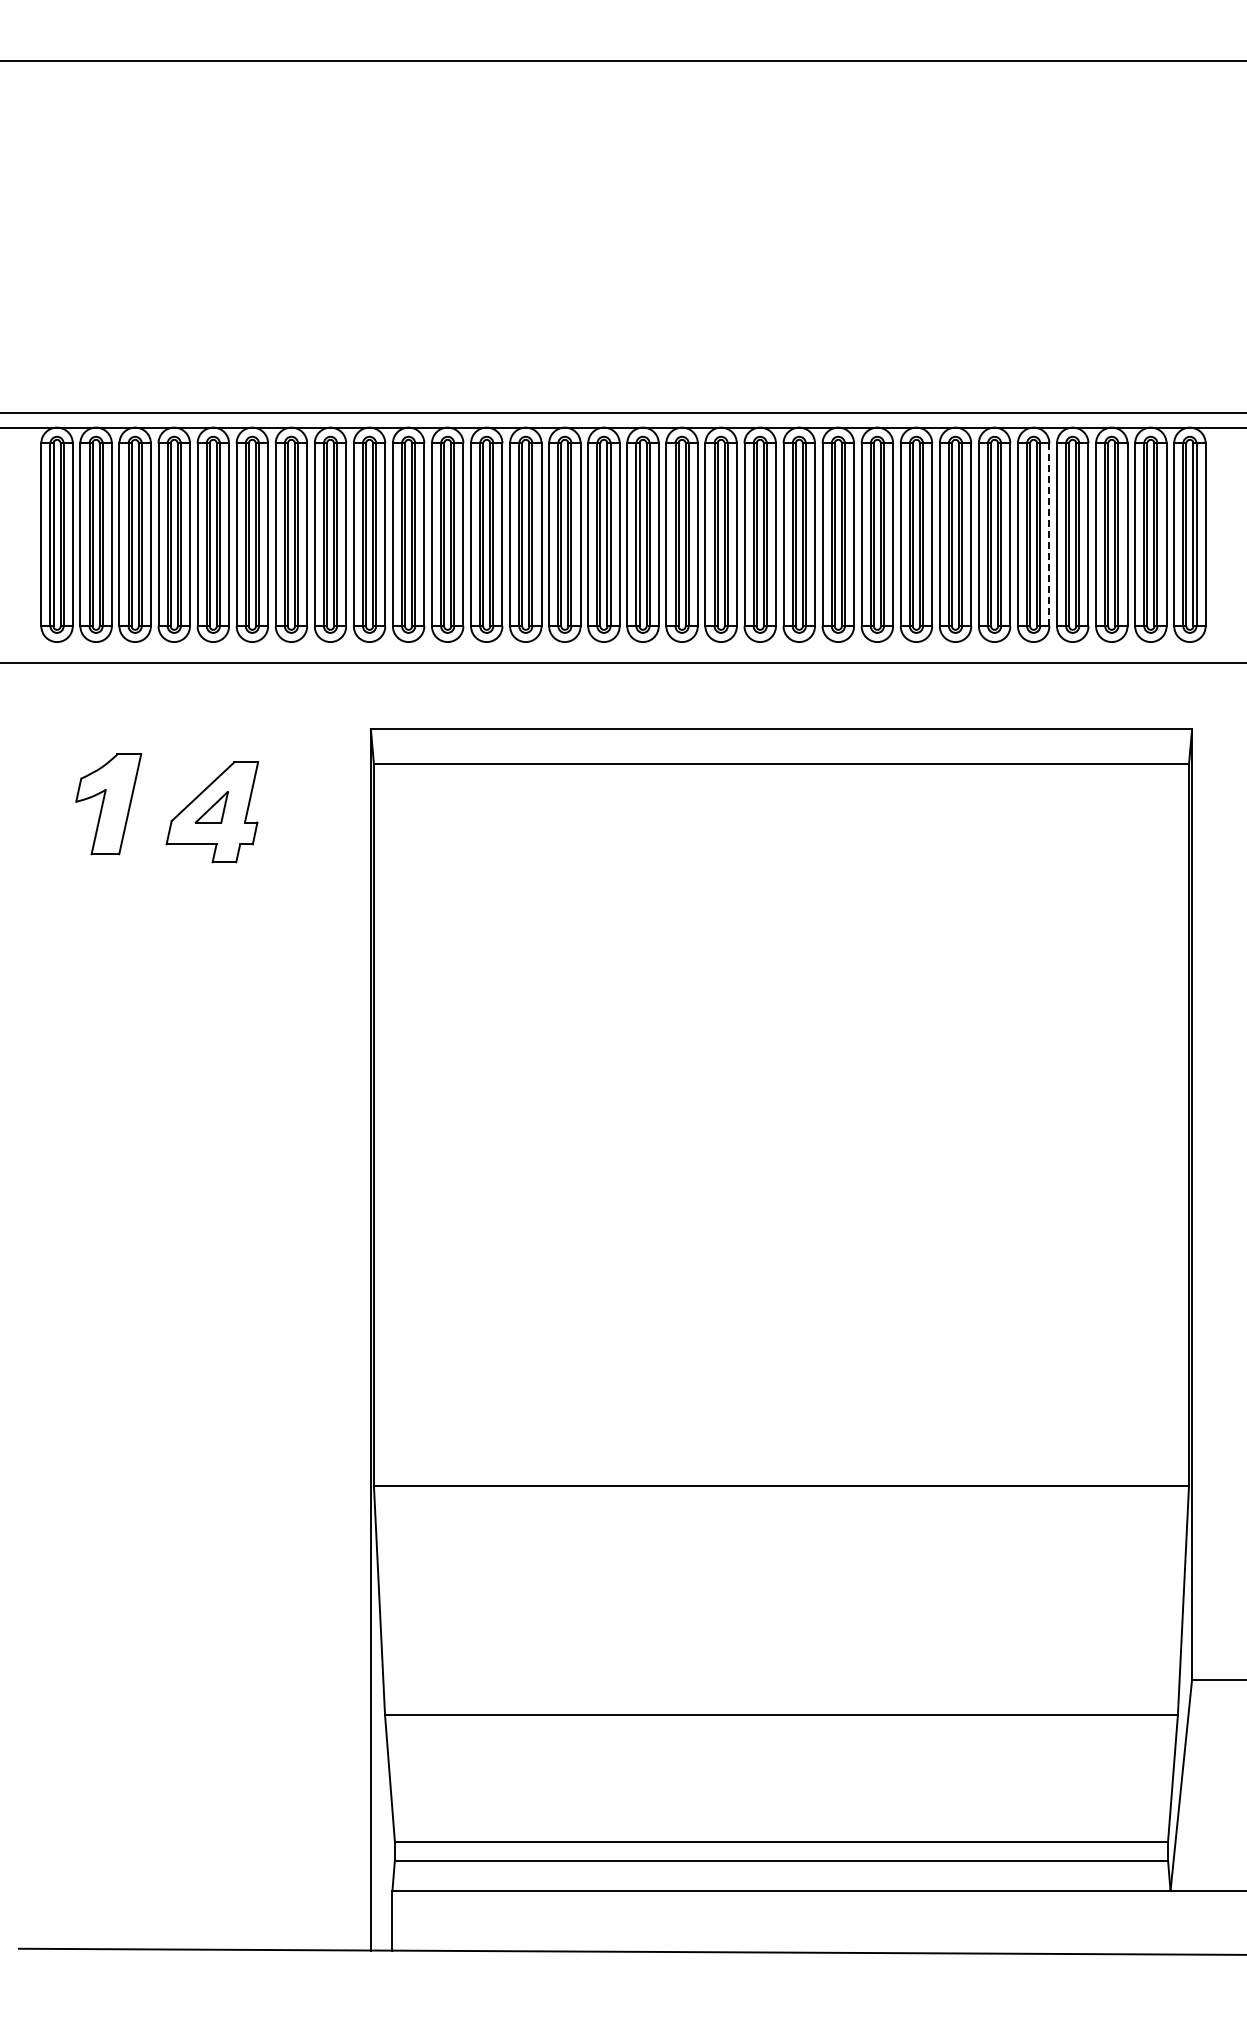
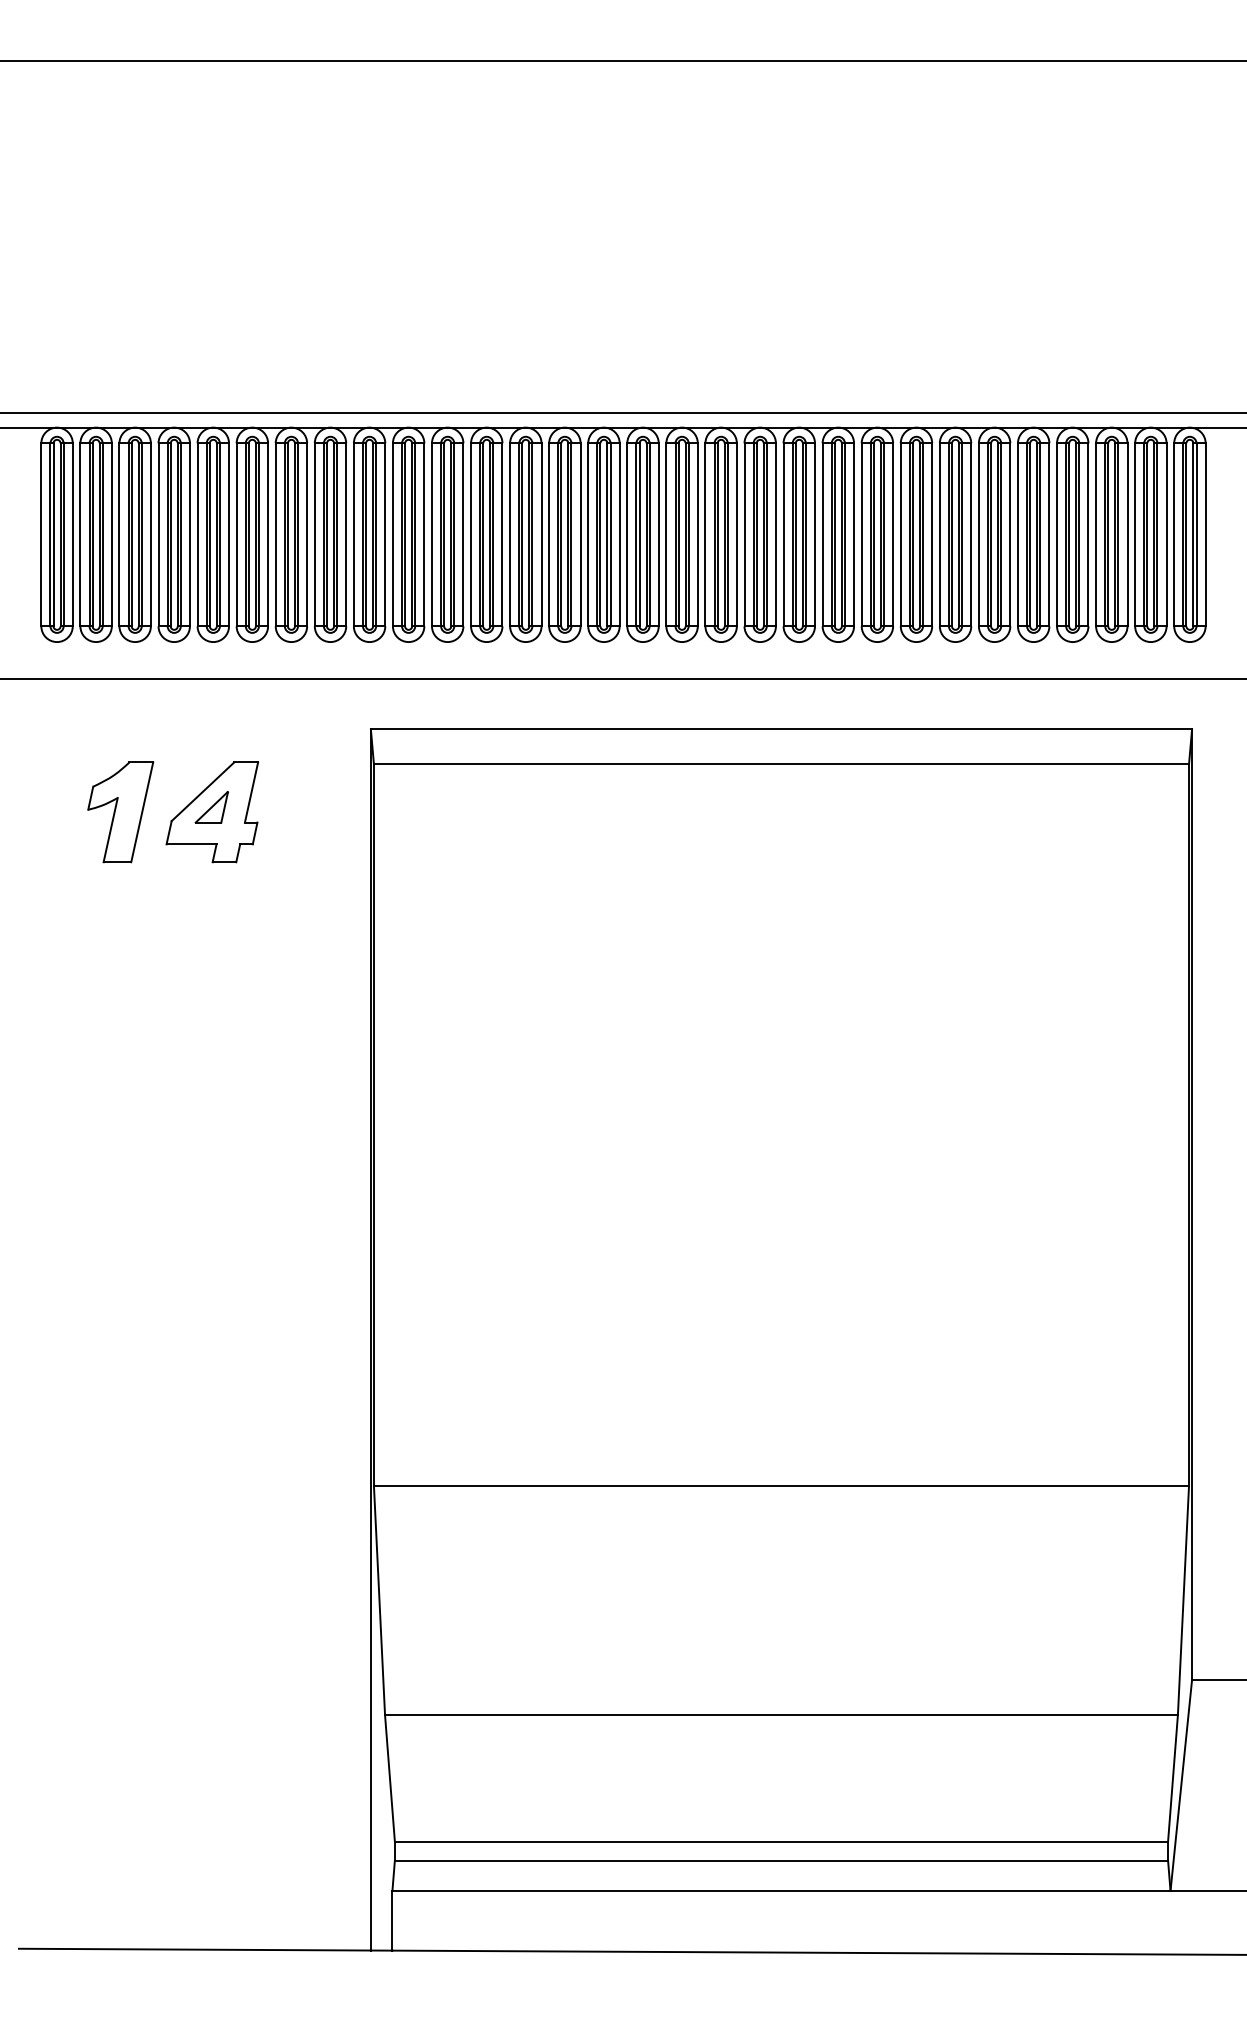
line: dashed -> solid (1049, 534)
line position: (622, 662) -> (622, 678) (622, 678)
part position: (108, 804) -> (120, 812) (120, 812)
